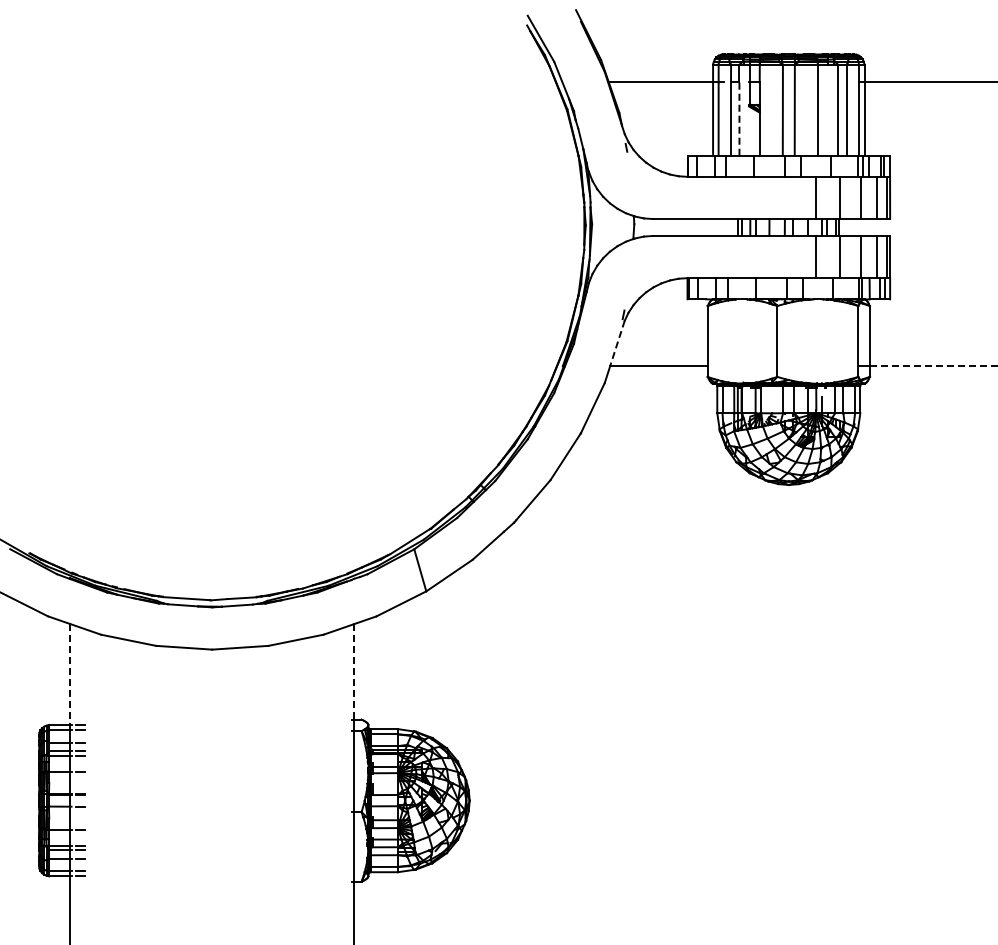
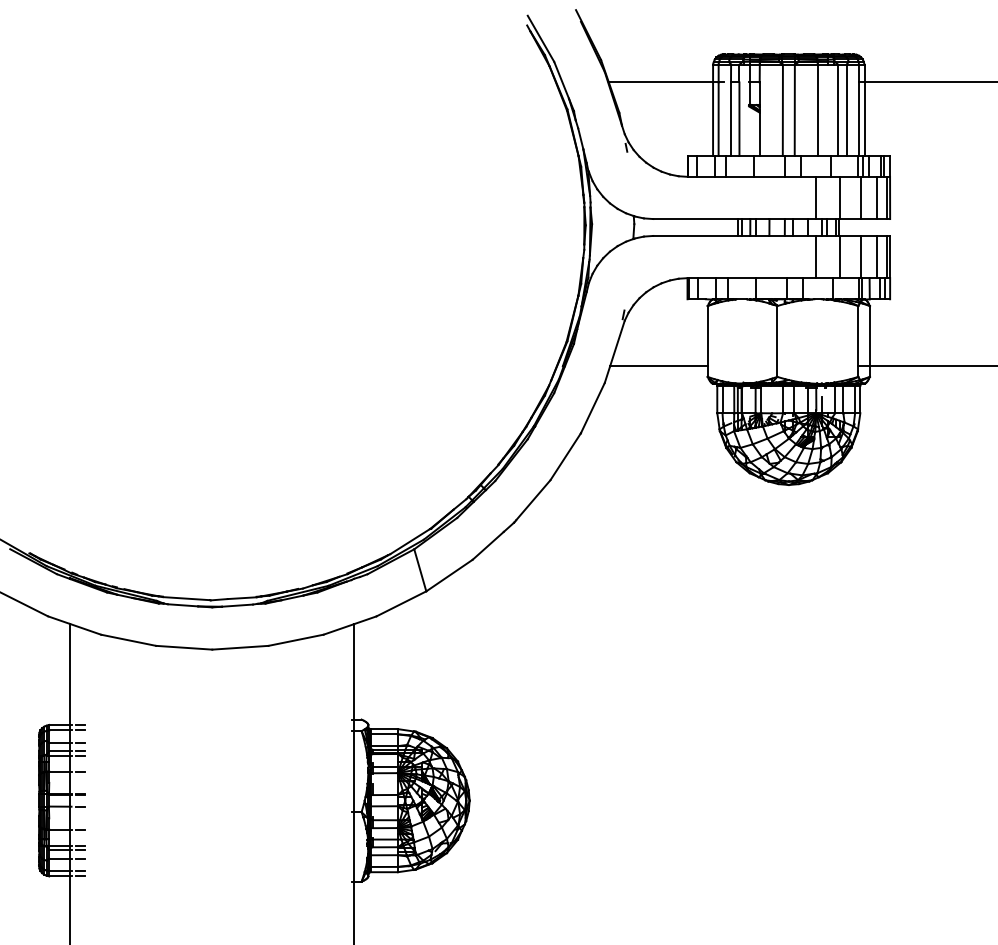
line: dashed -> solid (739, 119)
line: dashed -> solid (617, 343)
line: dashed -> solid (933, 366)
line: dashed -> solid (354, 671)
line: dashed -> solid (70, 674)
